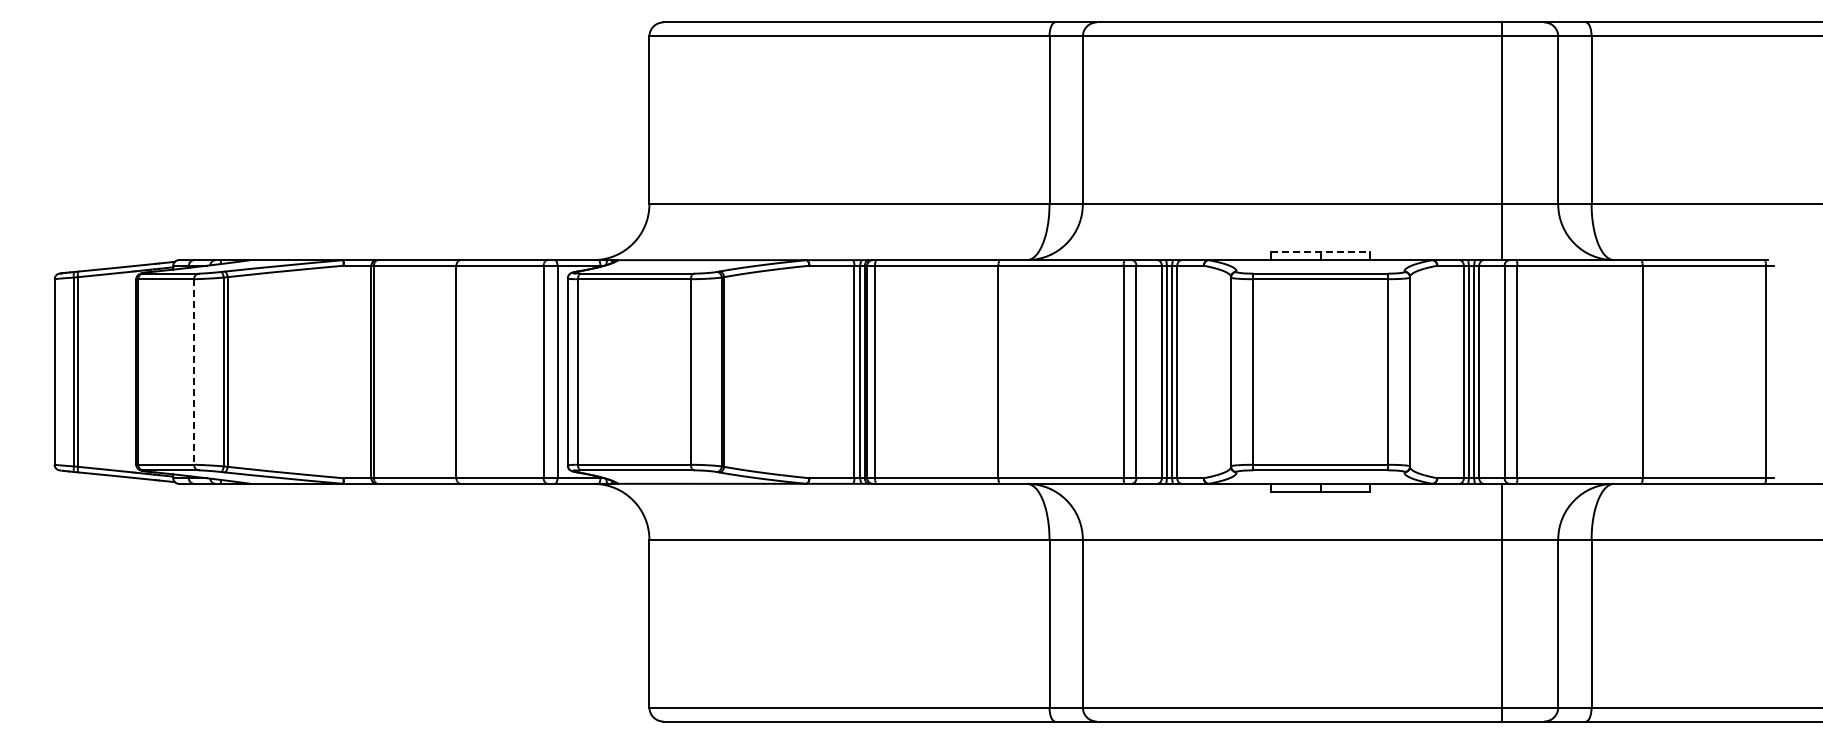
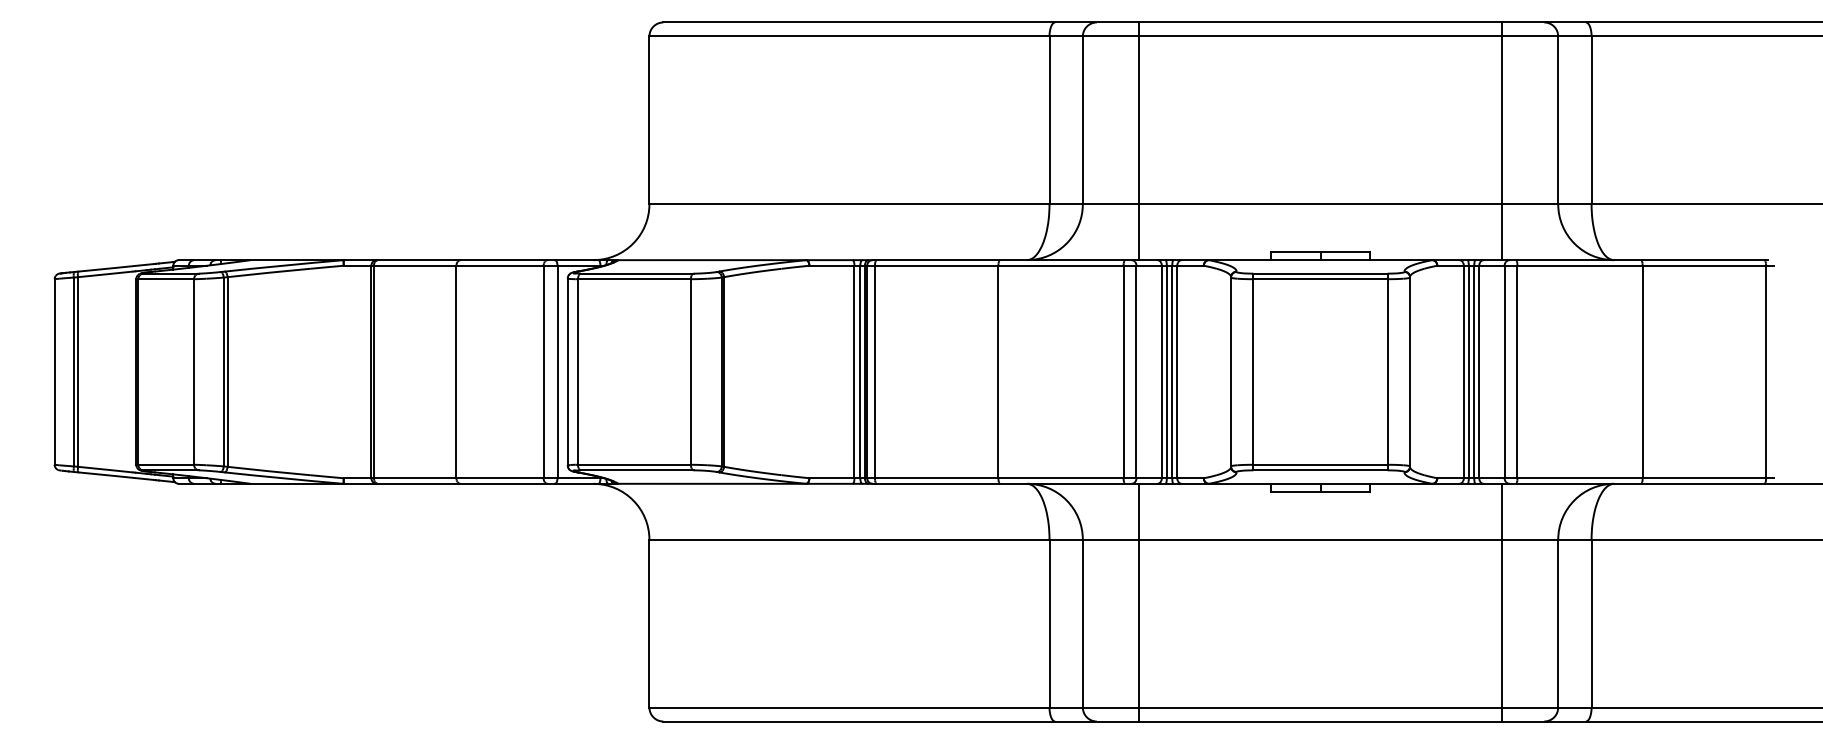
line: none -> present (1138, 141)
line: dashed -> solid (1320, 251)
line: dashed -> solid (194, 372)
line: none -> present (1138, 602)
